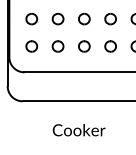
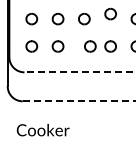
part position: (110, 19) -> (110, 14) (110, 14)
part position: (84, 46) -> (90, 46) (90, 46)
line: solid -> dashed (79, 72)
line: solid -> dashed (79, 101)
text position: (78, 130) -> (42, 130) (42, 130)
